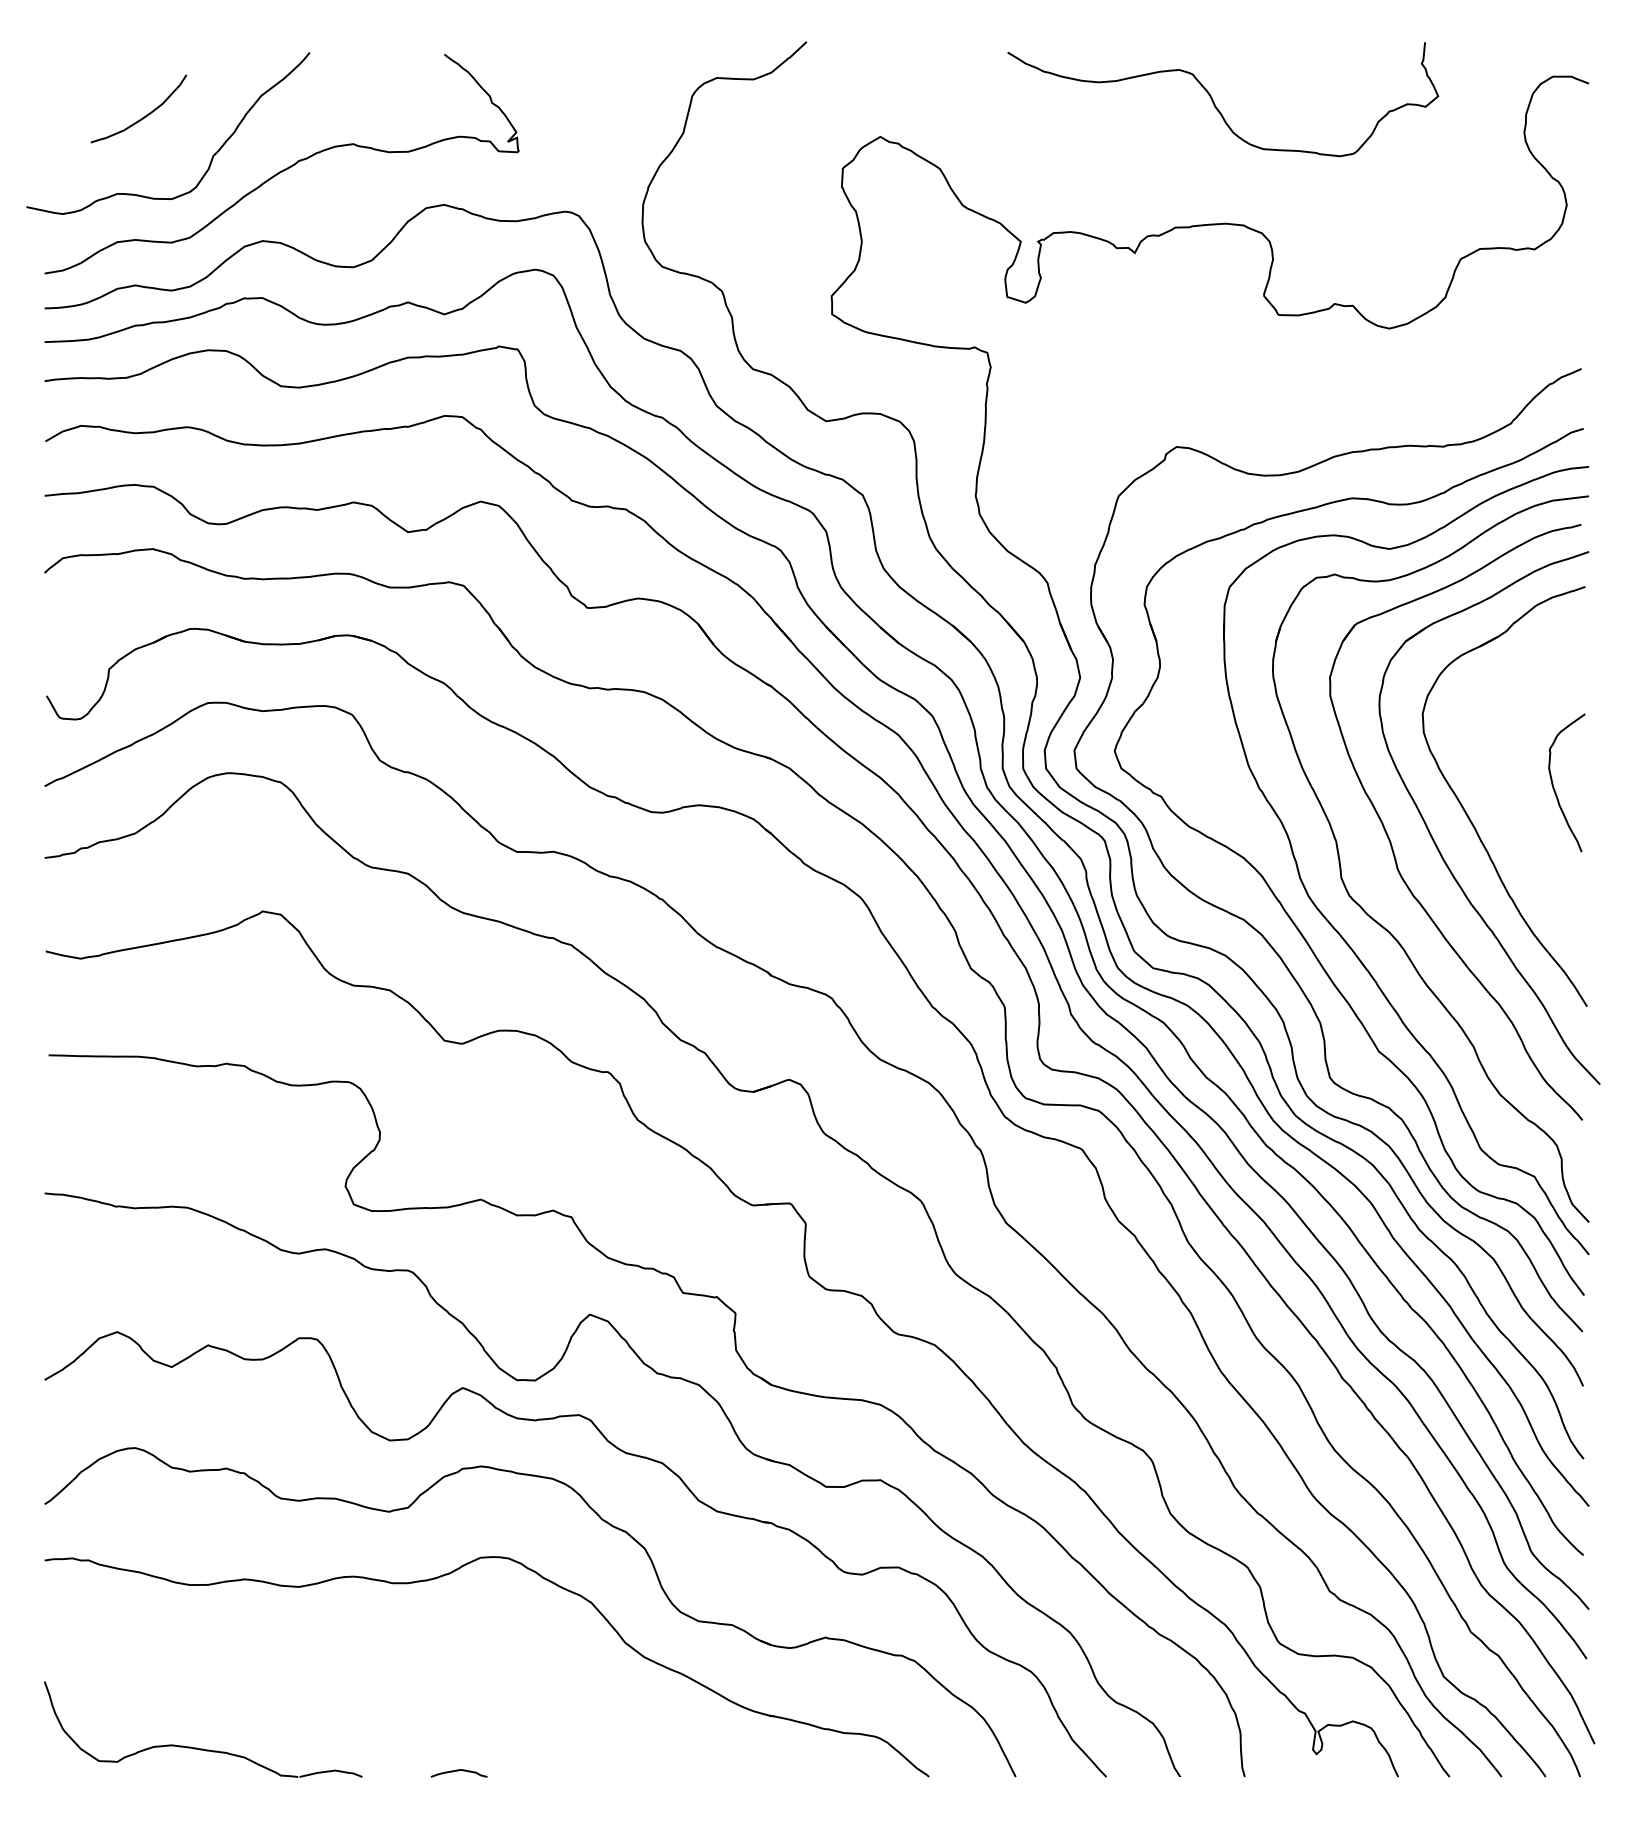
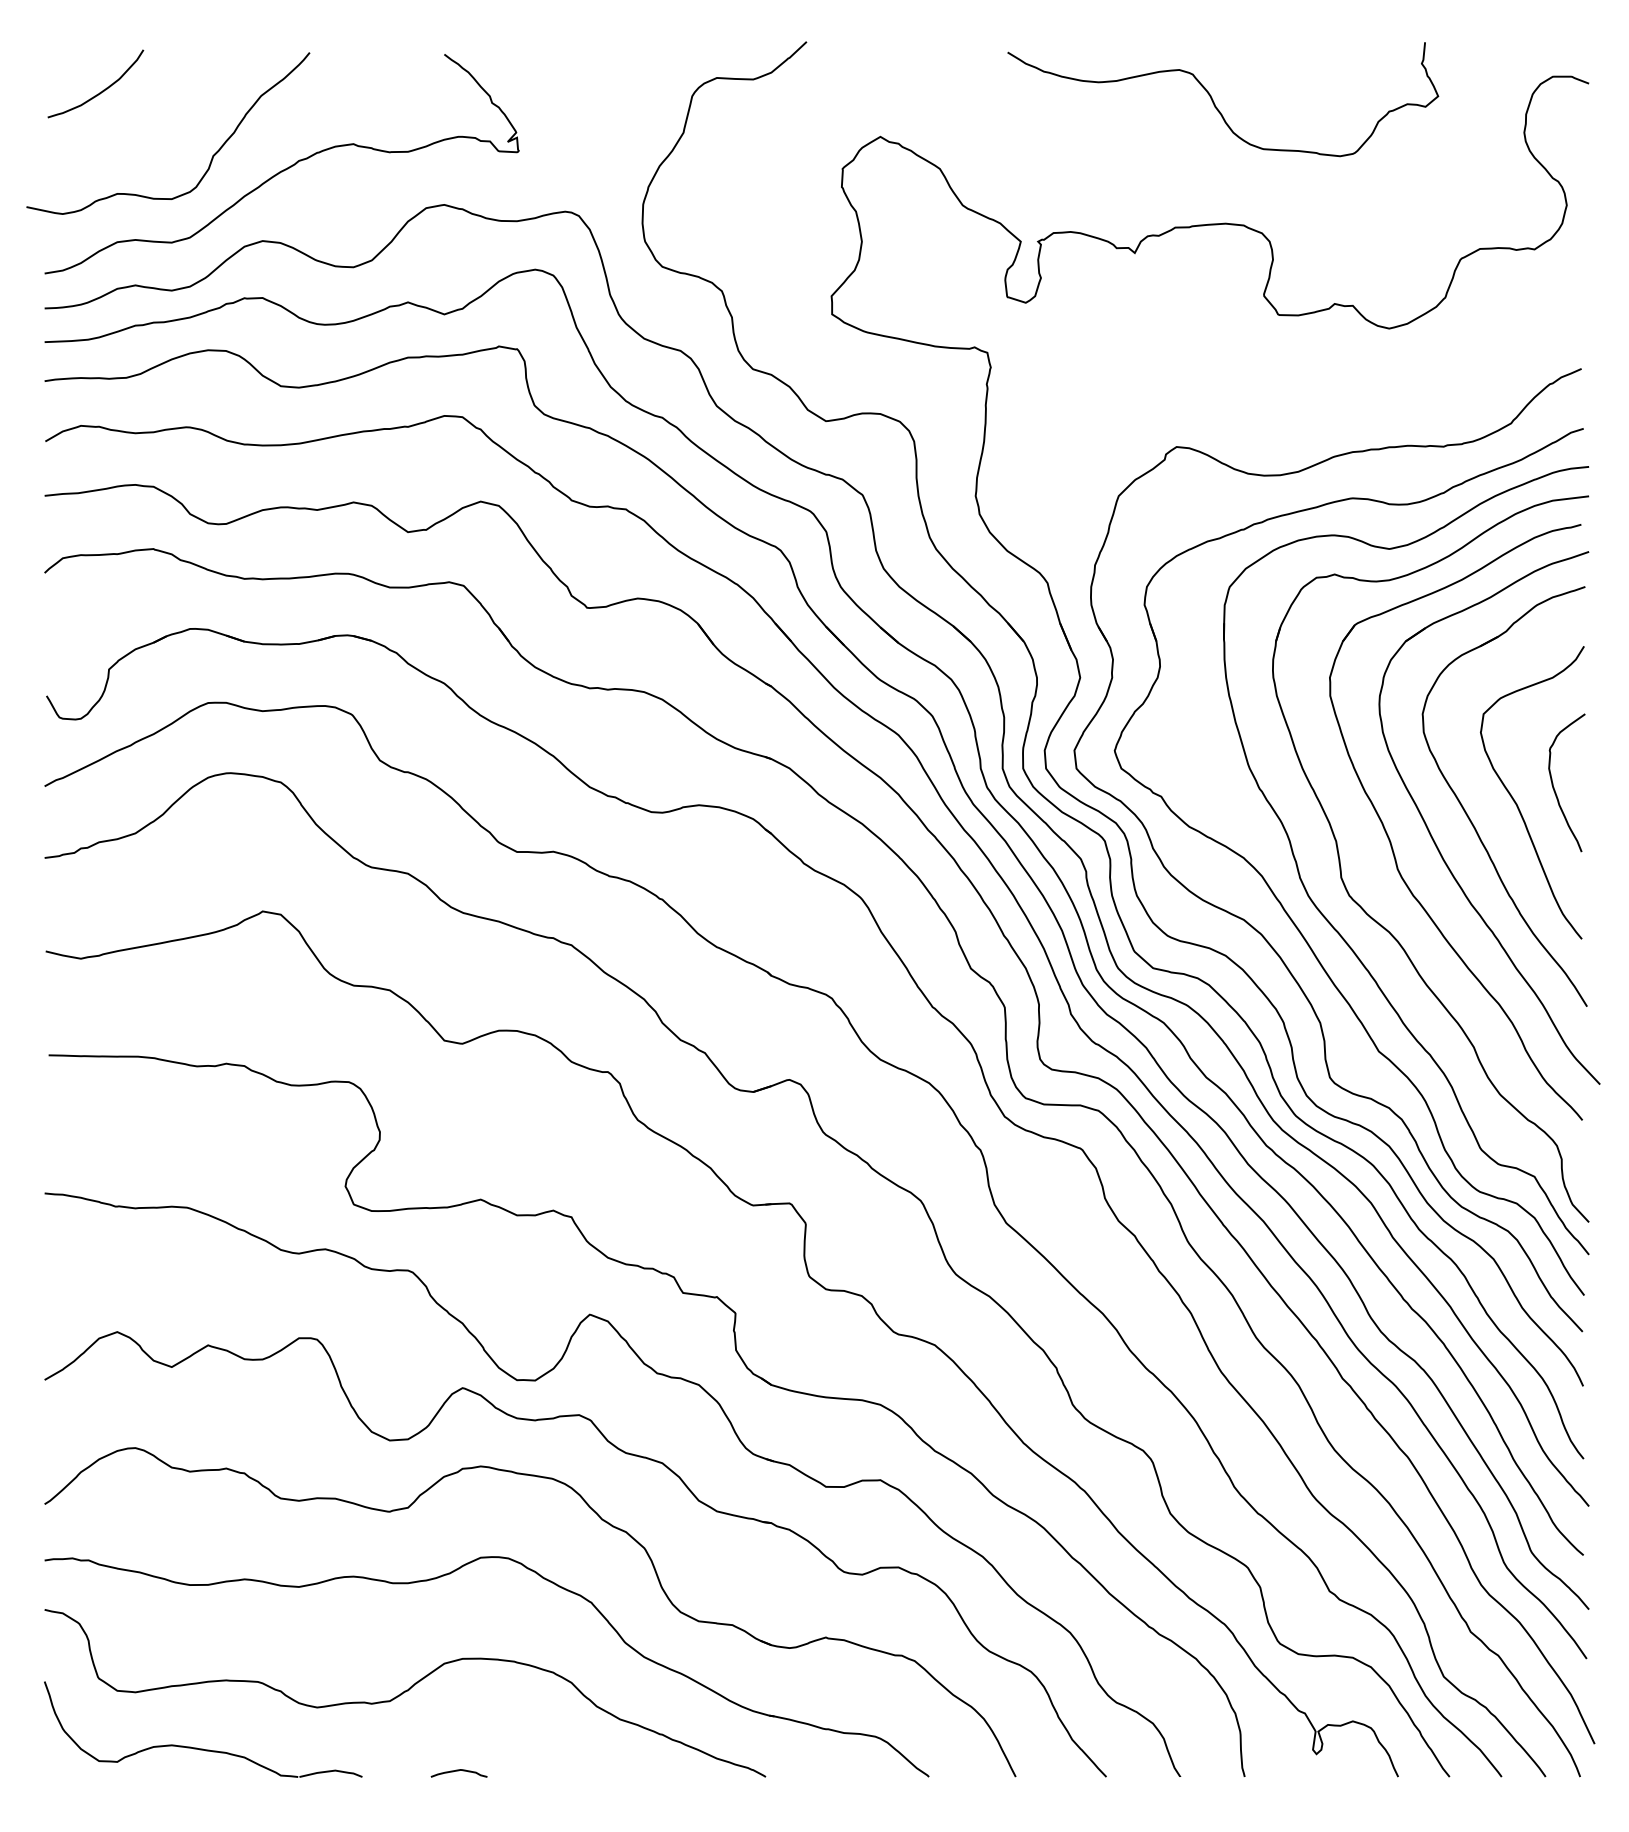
curve position: (143, 116) -> (100, 91) (100, 91)
curve: none -> present (1517, 803)
curve: none -> present (405, 1692)
